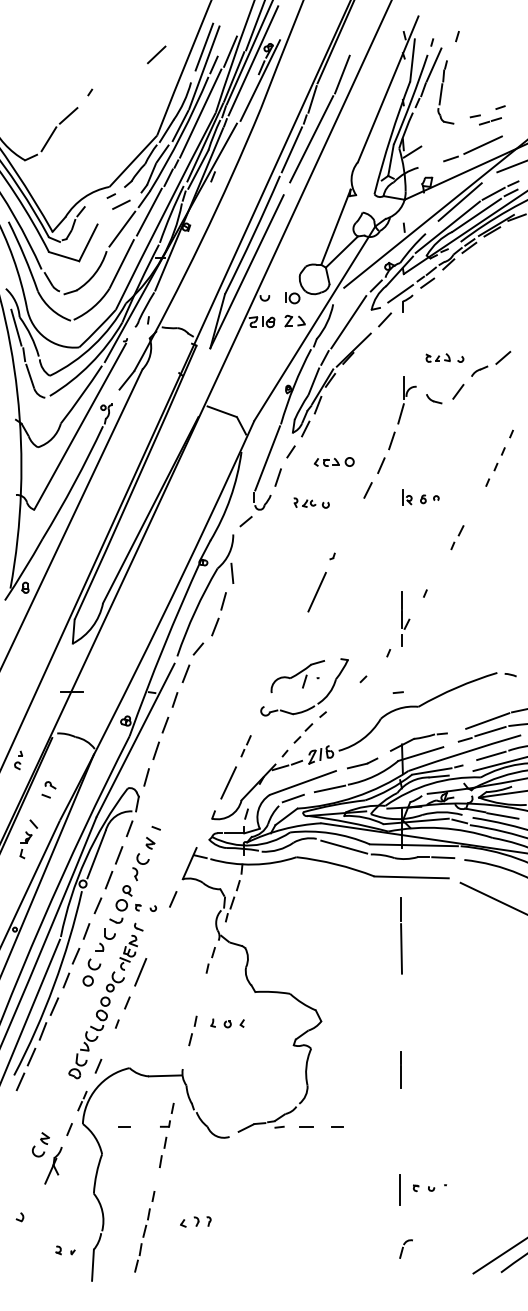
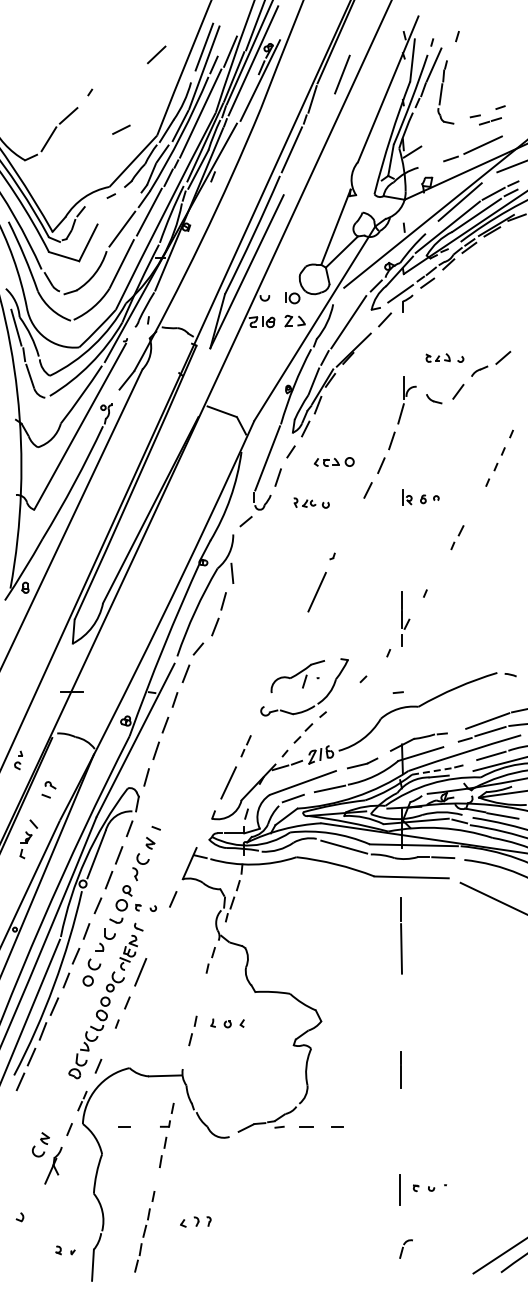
line: present -> none (311, 139)
line position: (121, 204) -> (121, 129) (121, 129)
line: solid -> dashed (431, 771)
